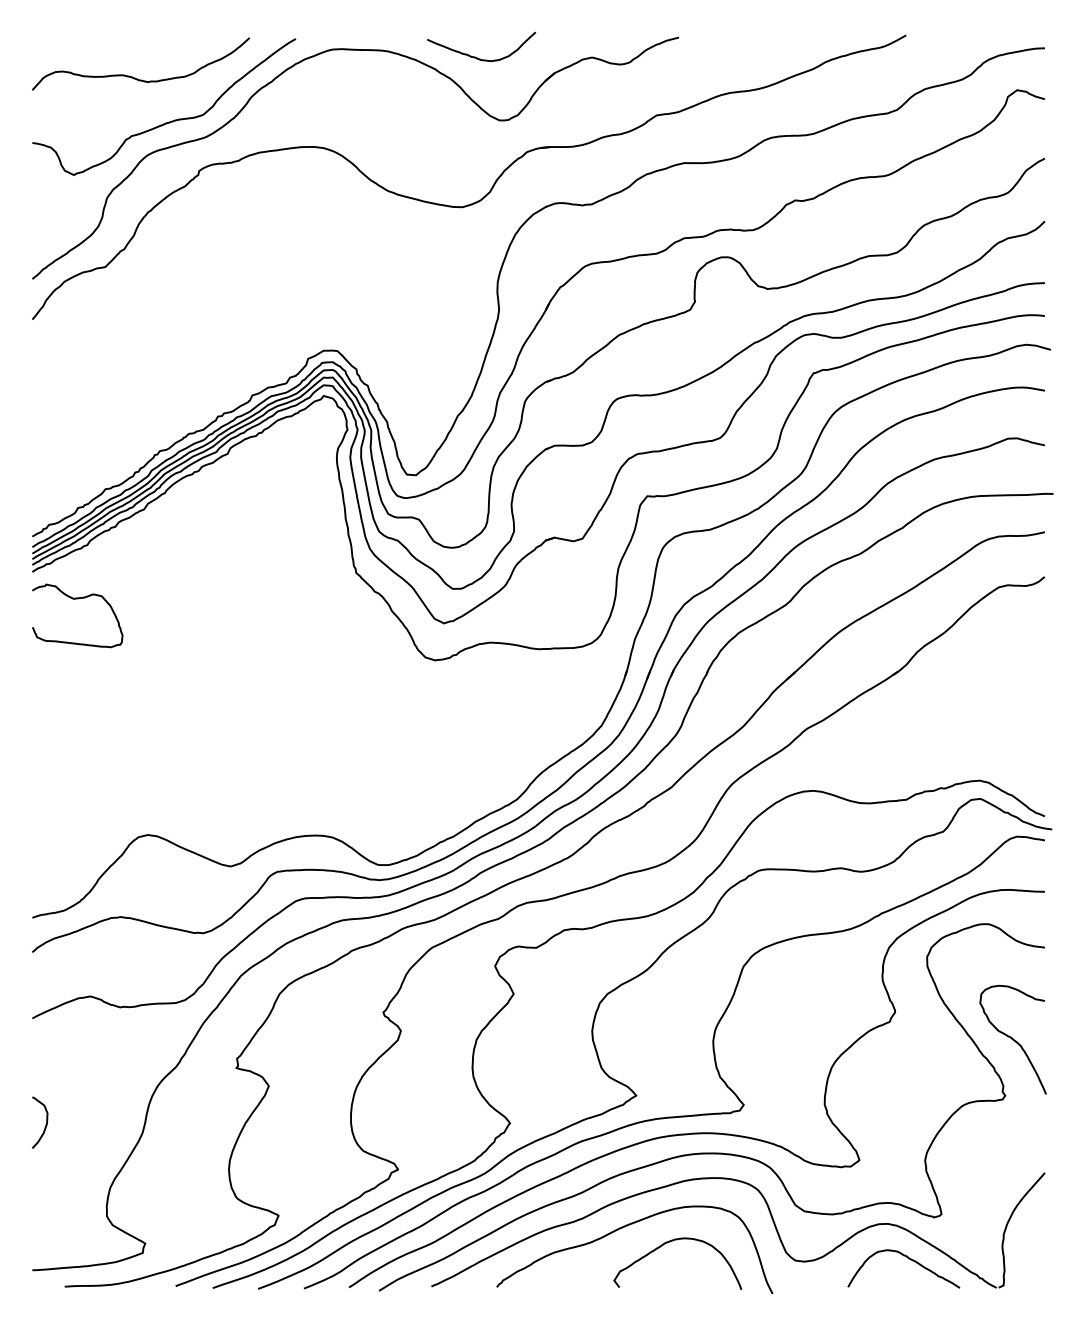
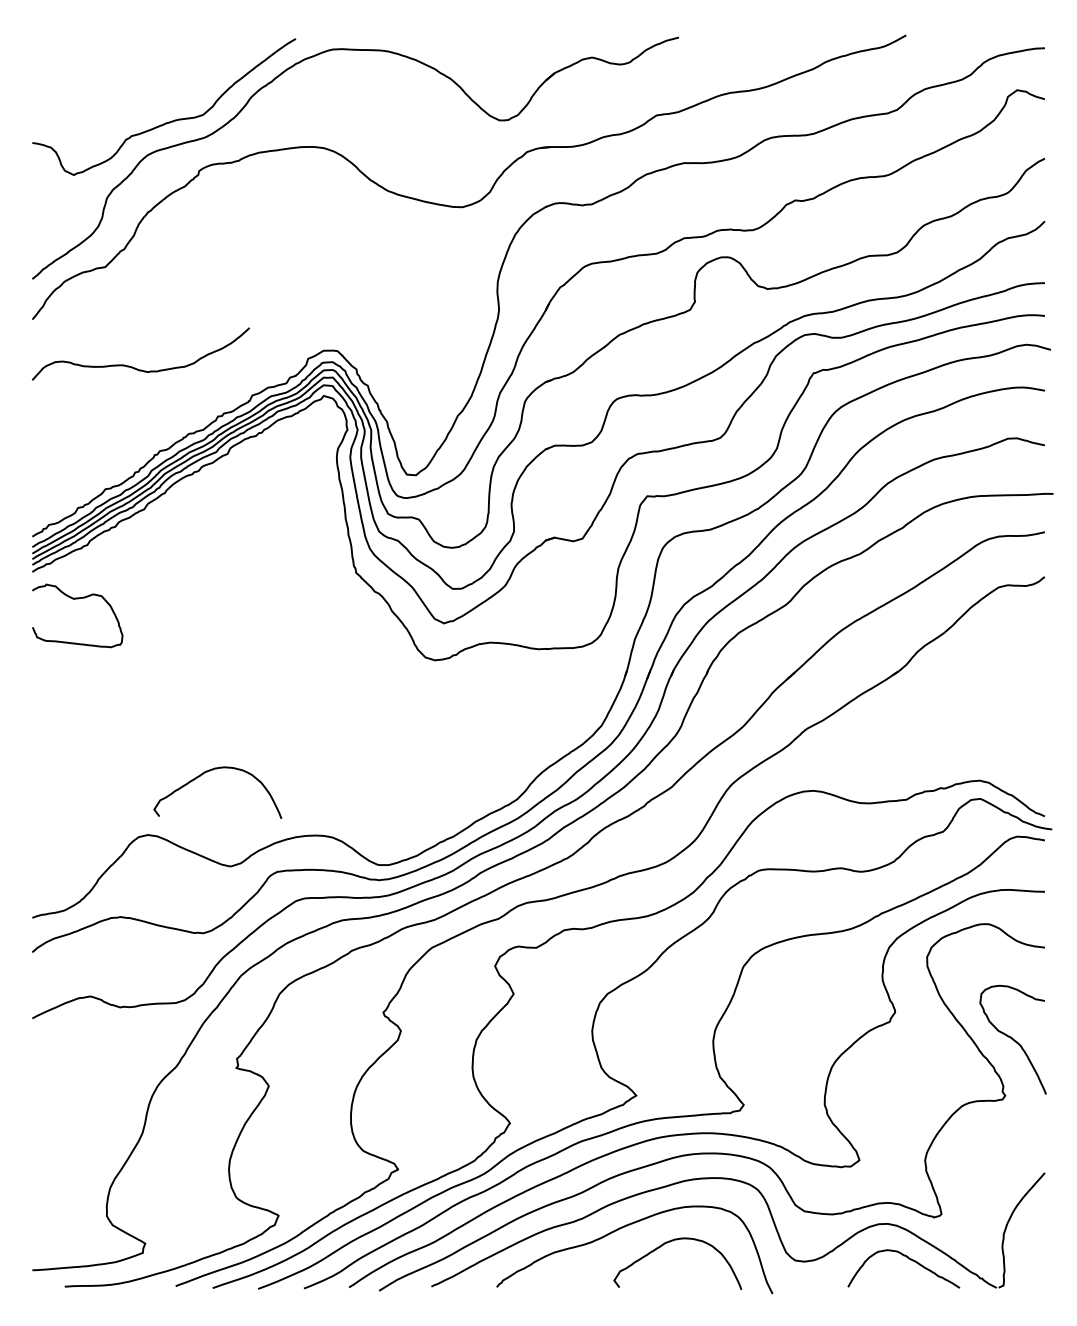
curve: present -> none (475, 56)
curve position: (135, 77) -> (135, 367) (135, 367)
curve: none -> present (210, 771)
curve: present -> none (45, 1124)
